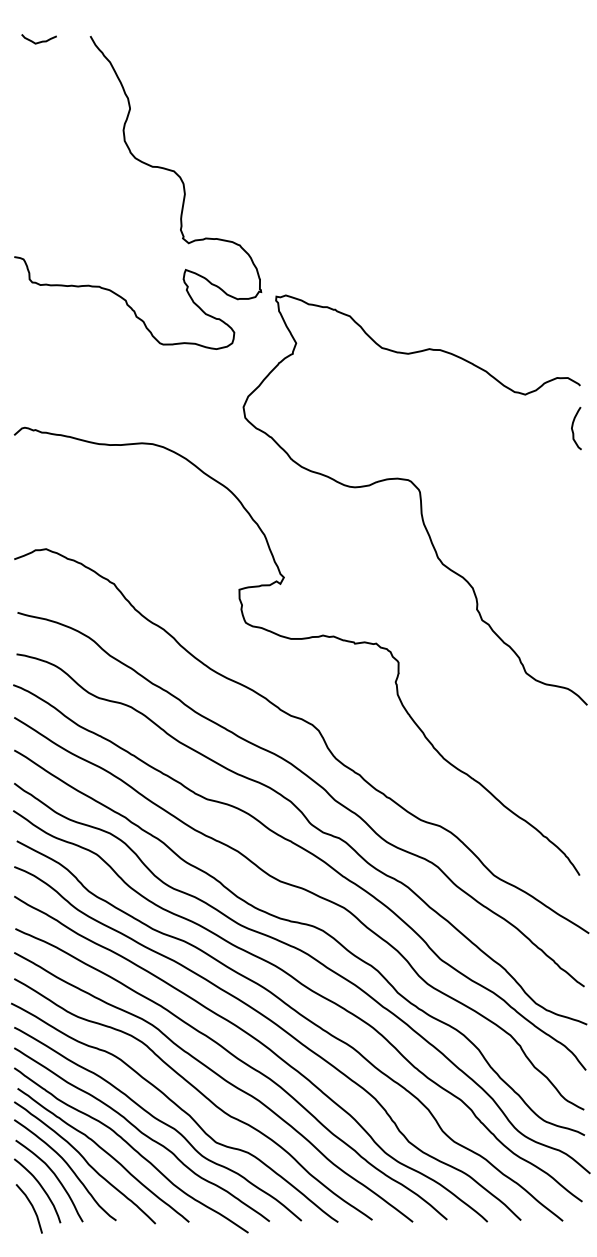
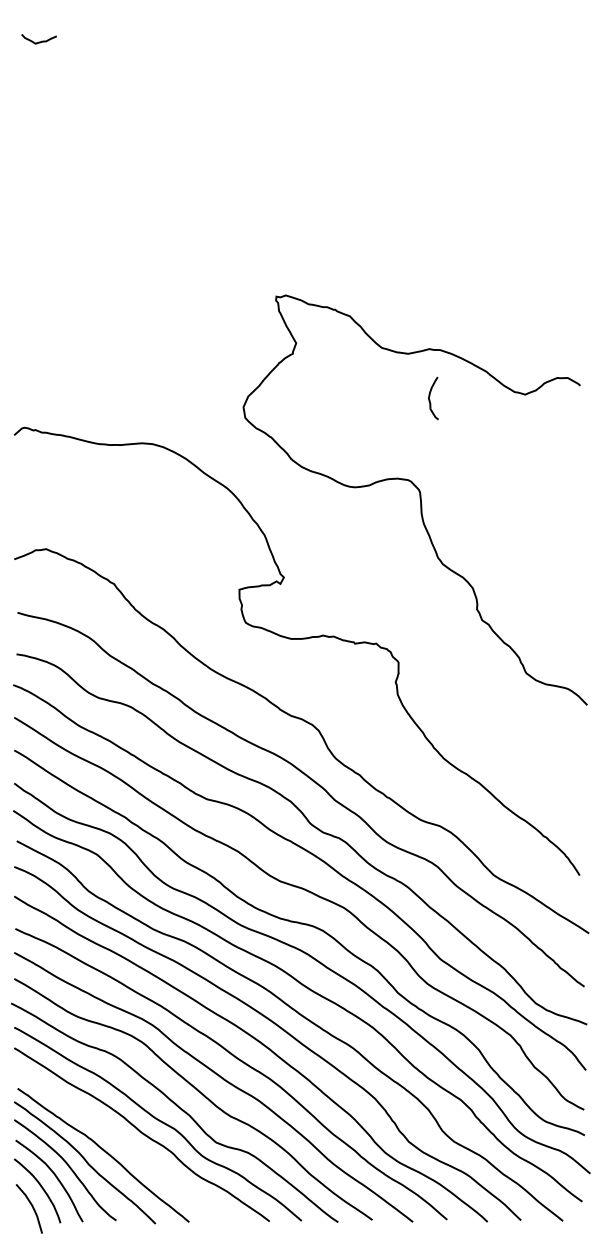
curve: present -> none (151, 167)
curve position: (573, 429) -> (430, 399) (430, 399)
curve: present -> none (132, 1149)
